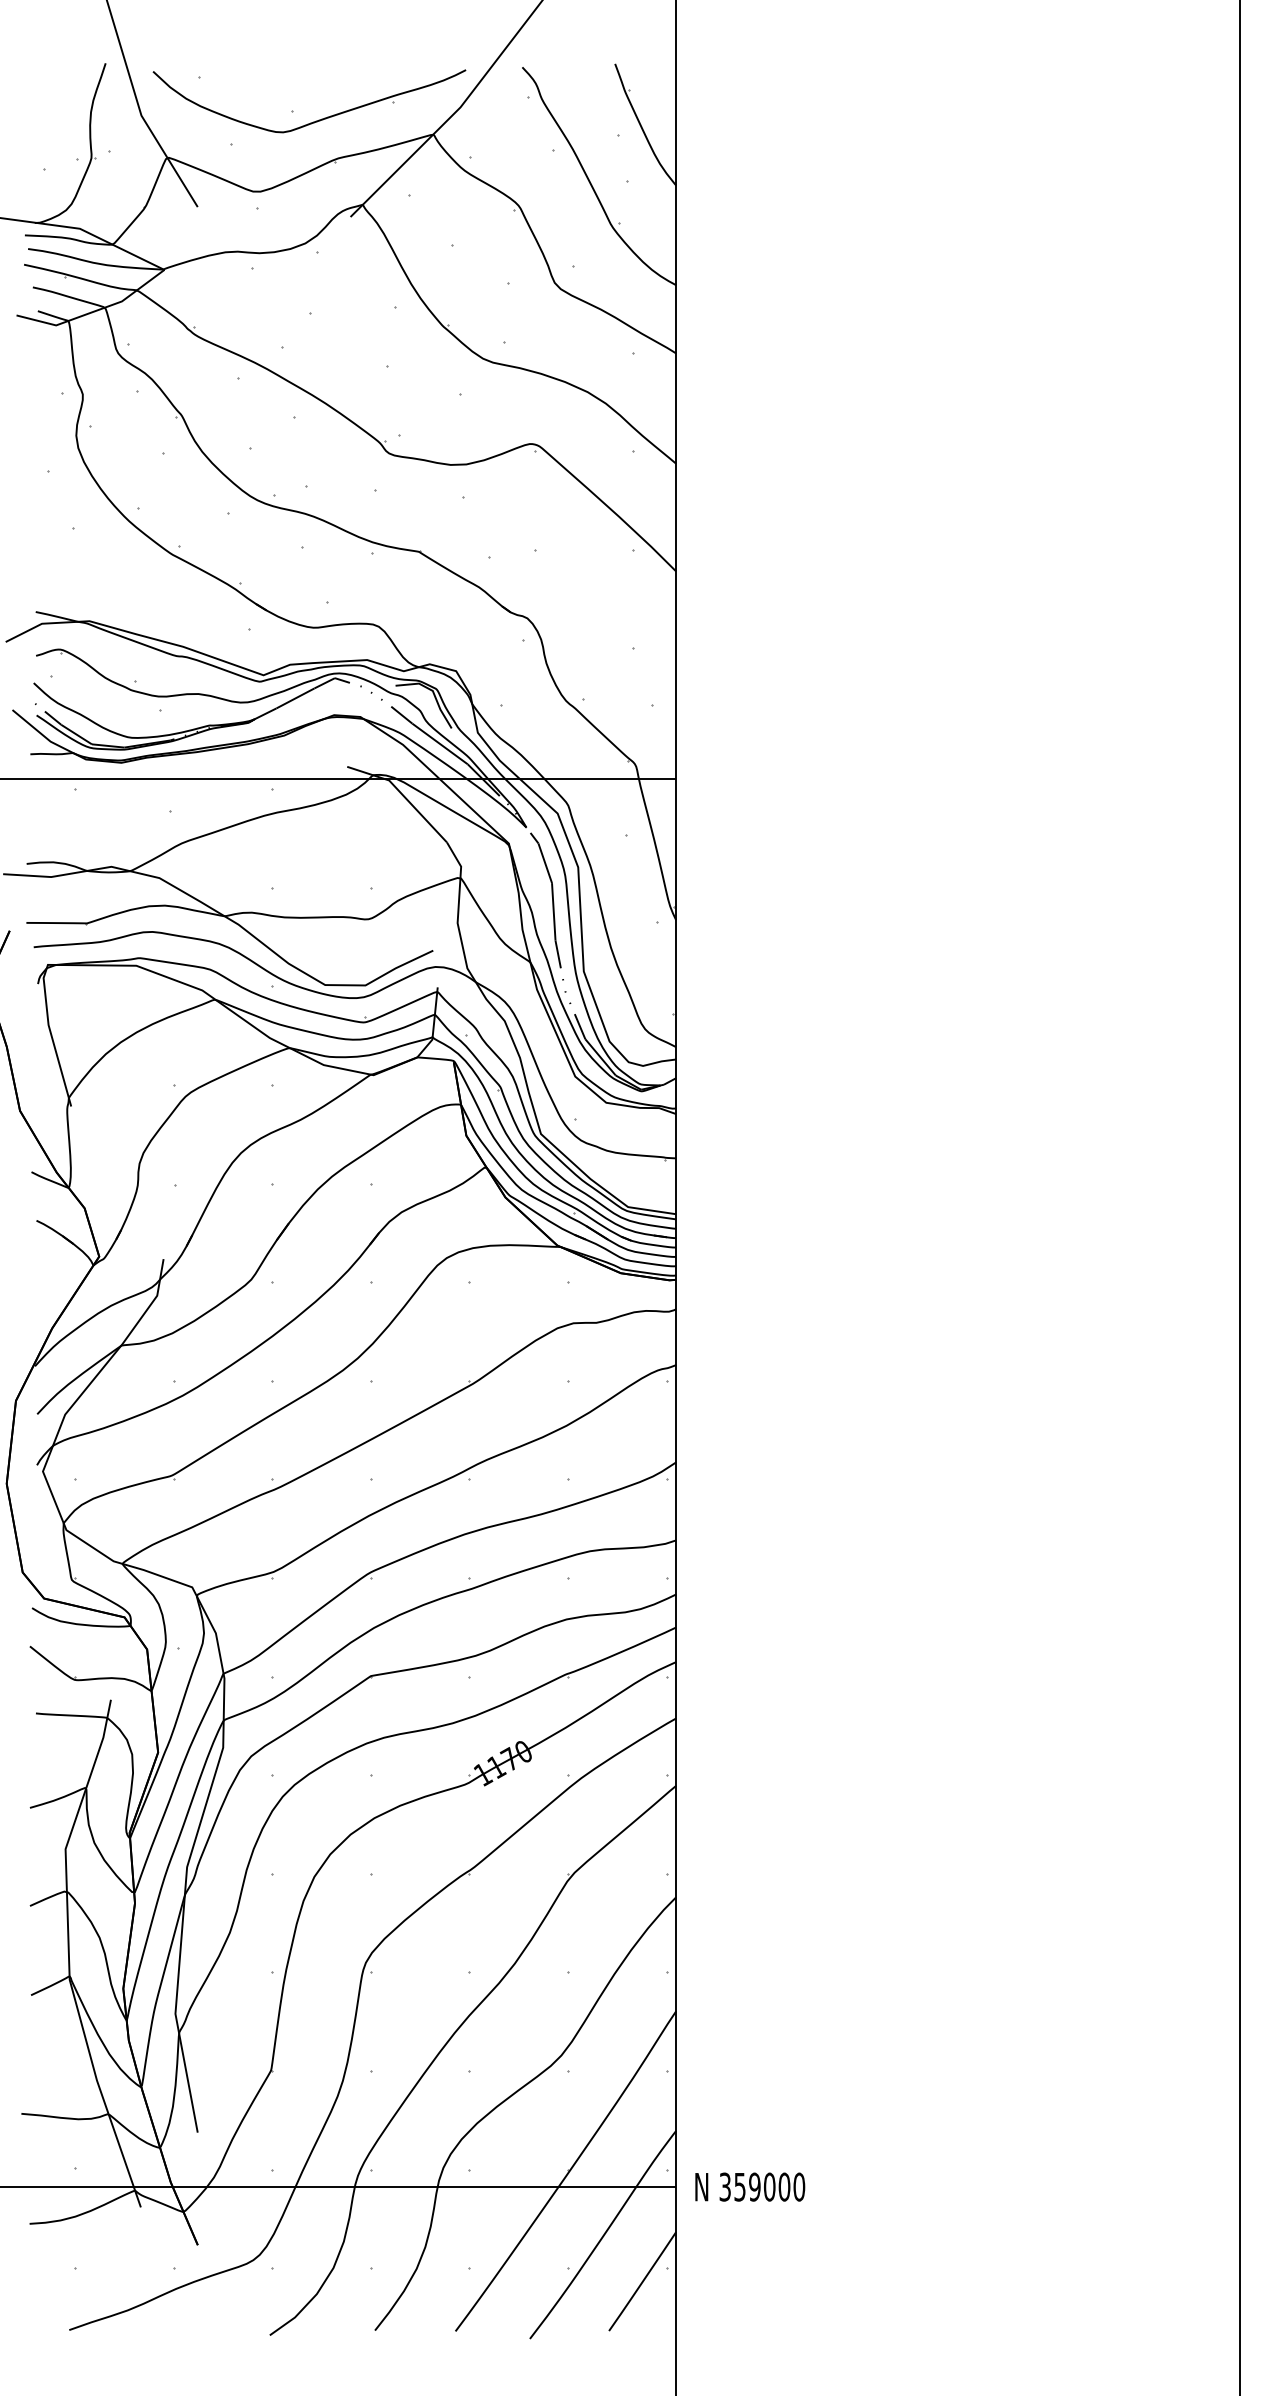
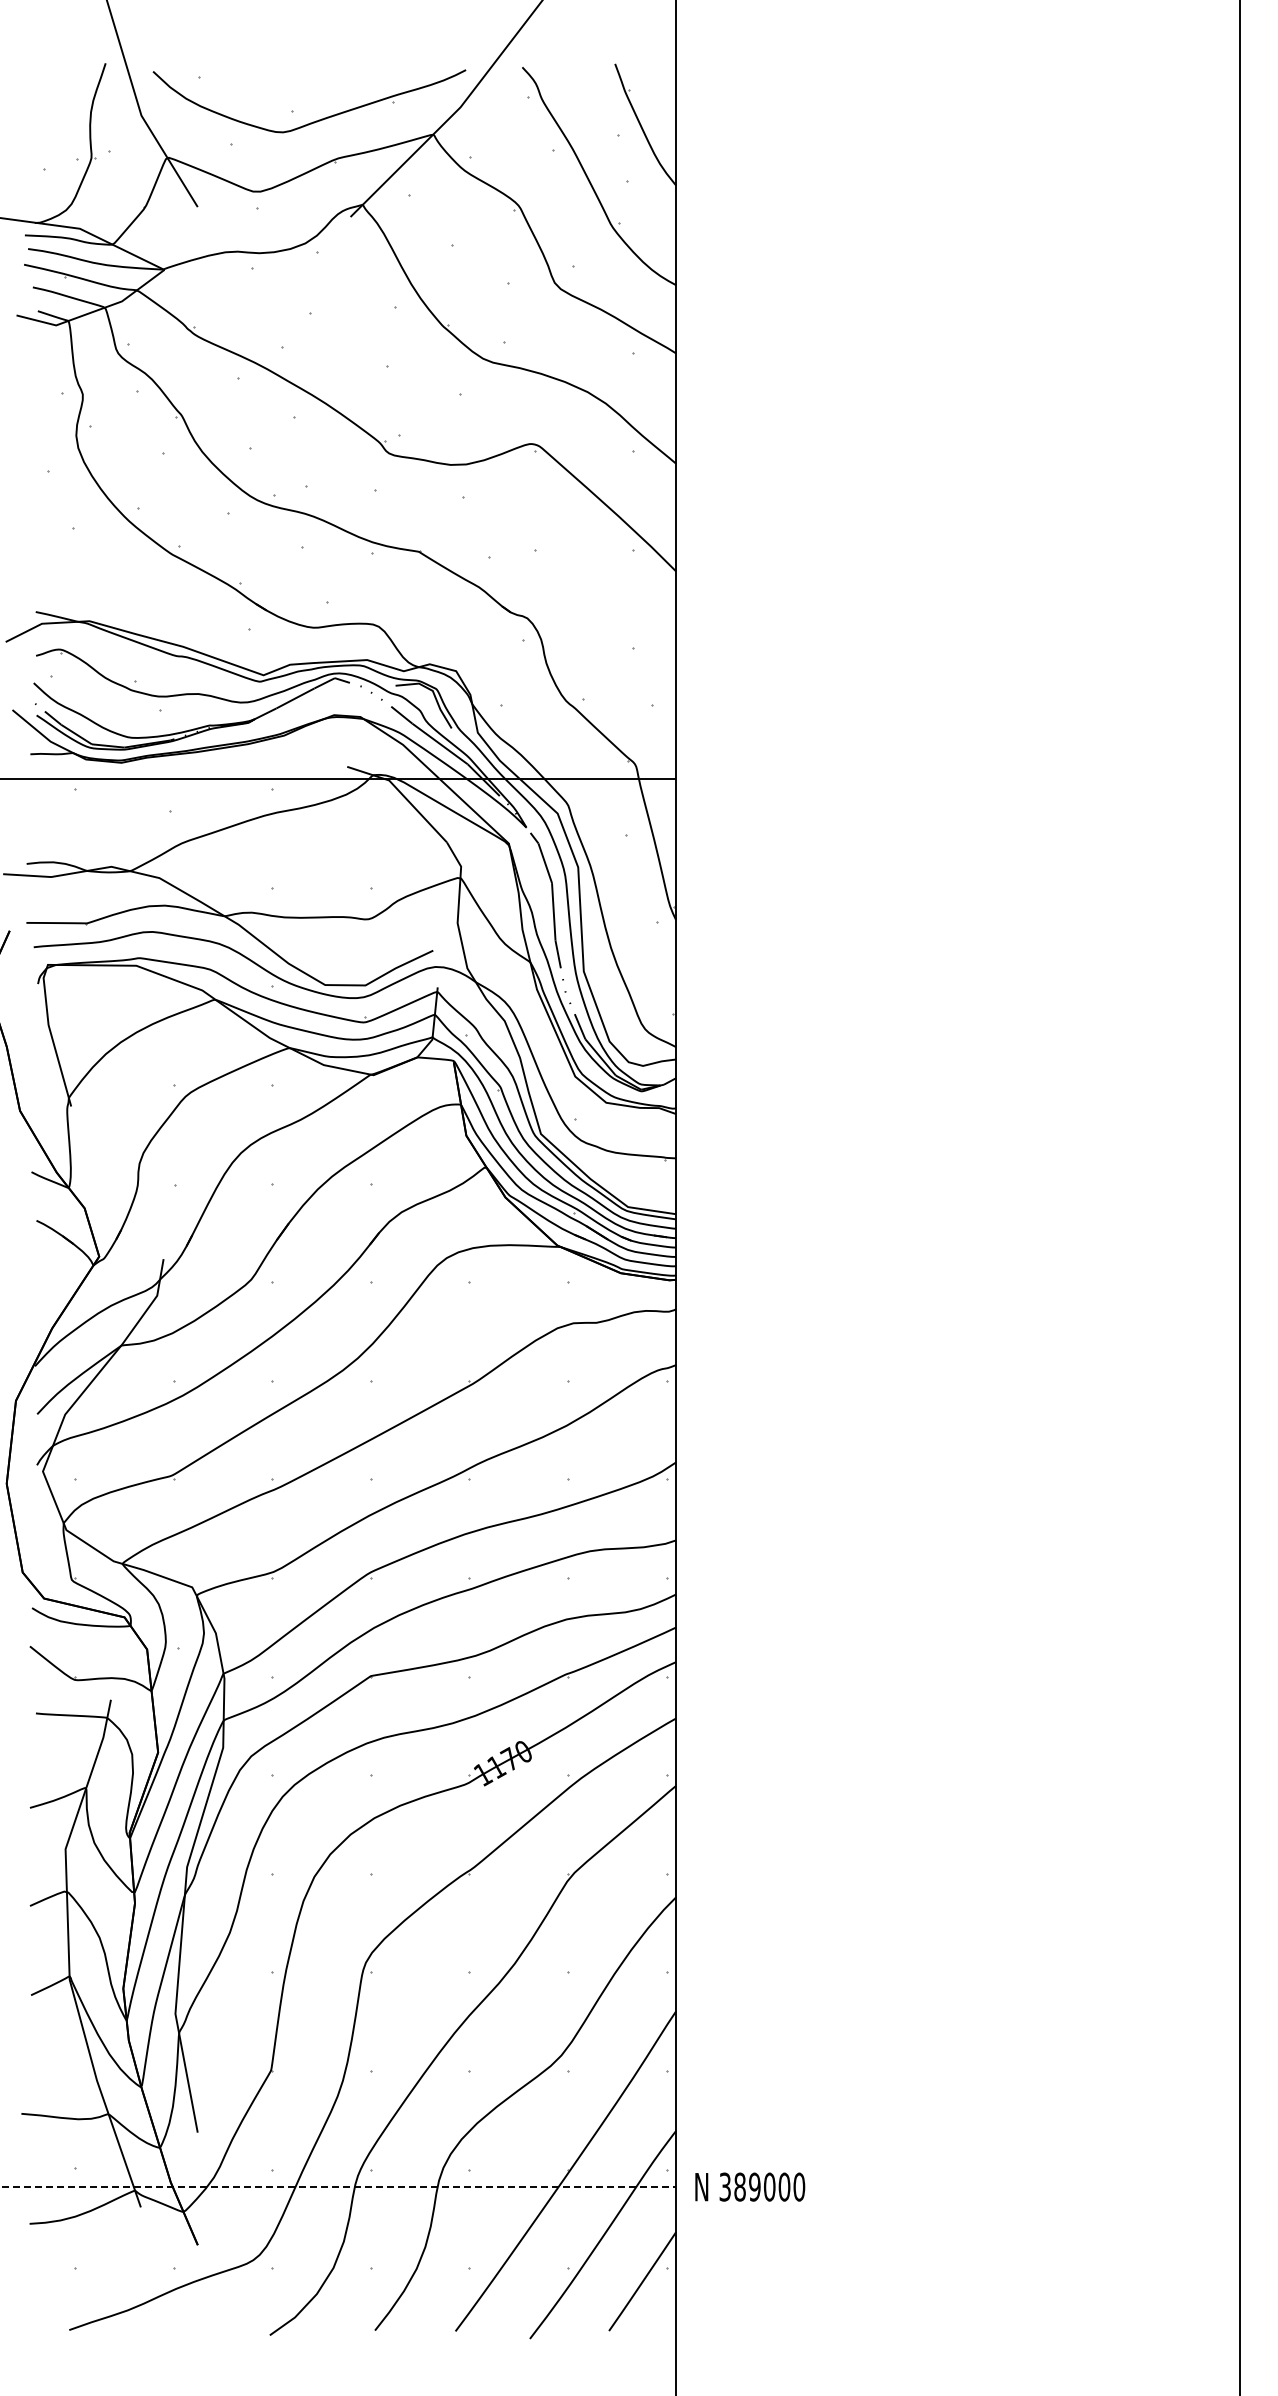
text: 359000 -> 389000 (739, 2186)
line: solid -> dashed (339, 2187)
